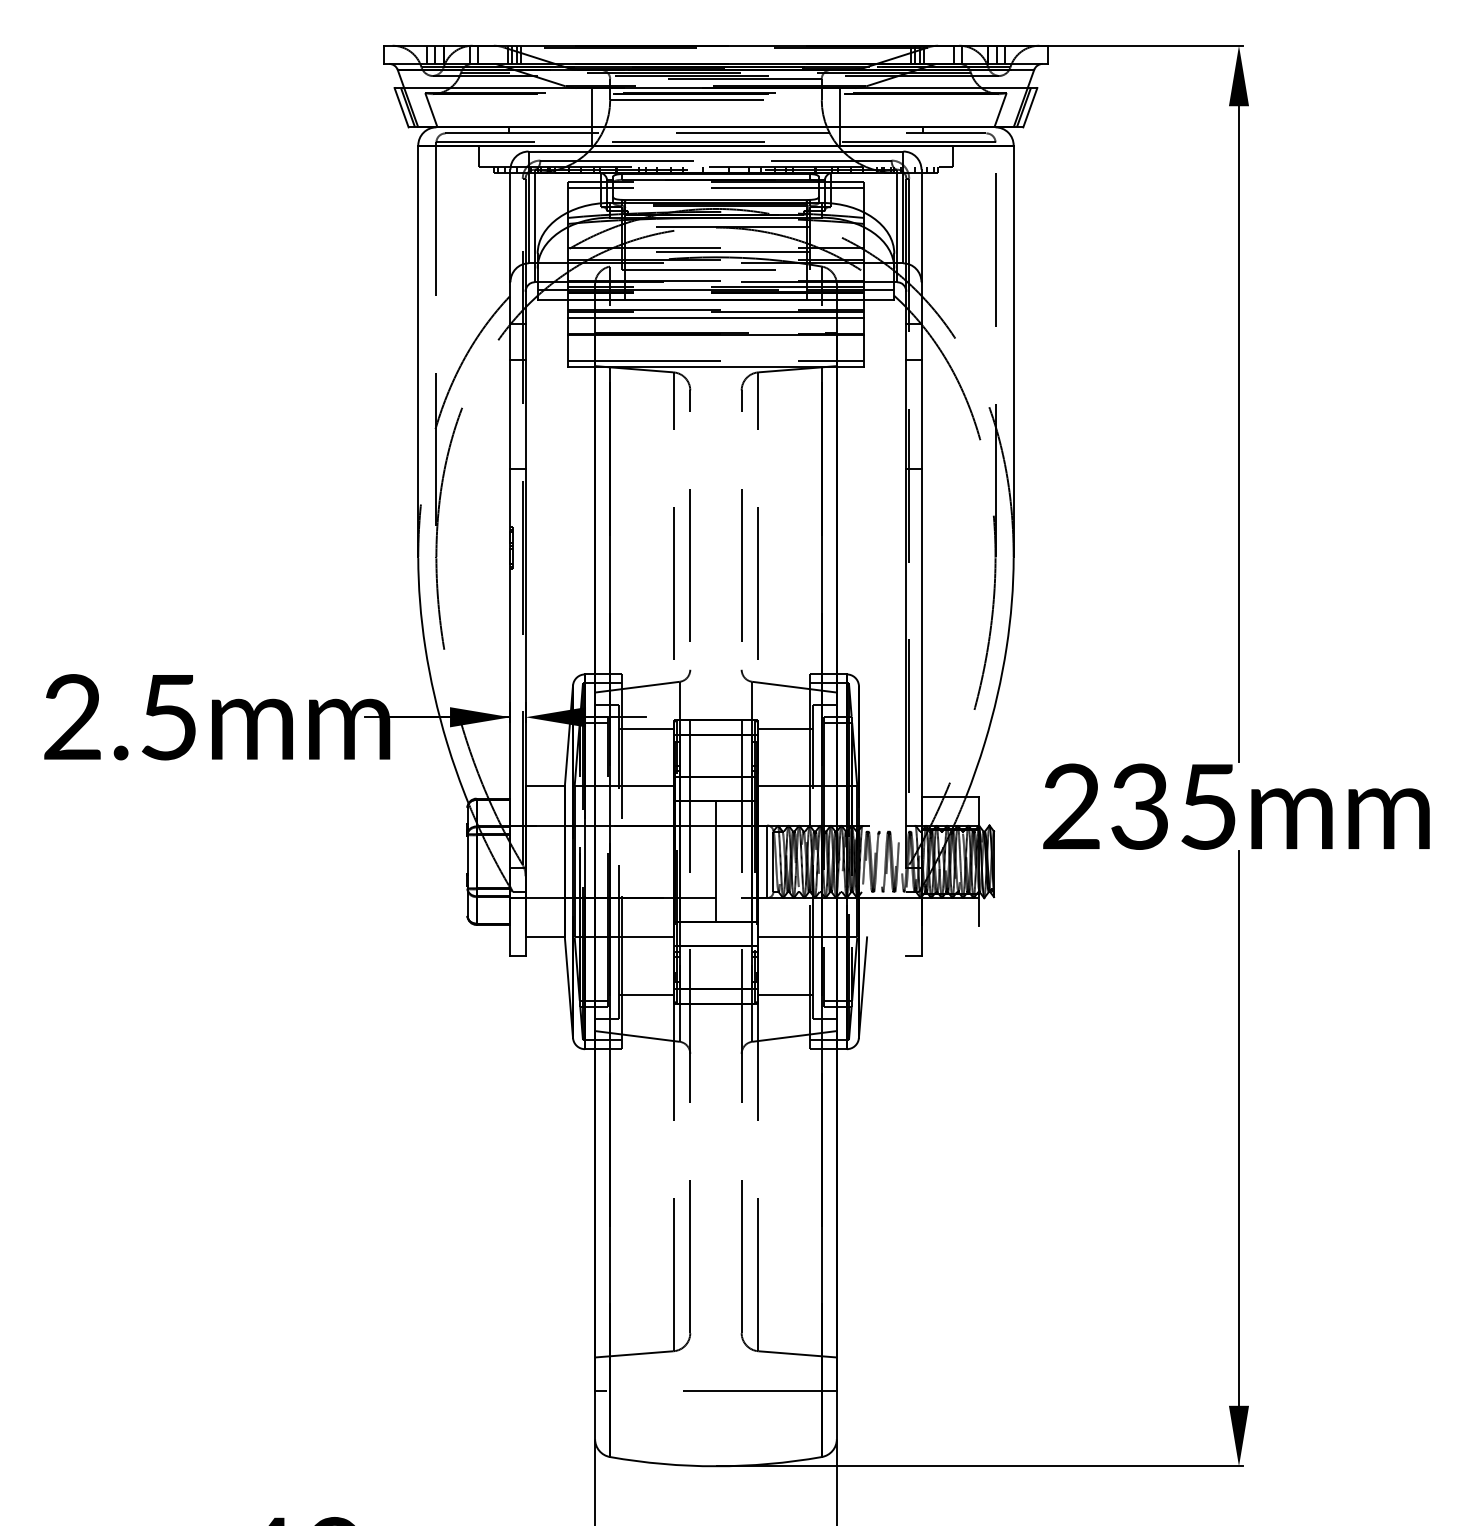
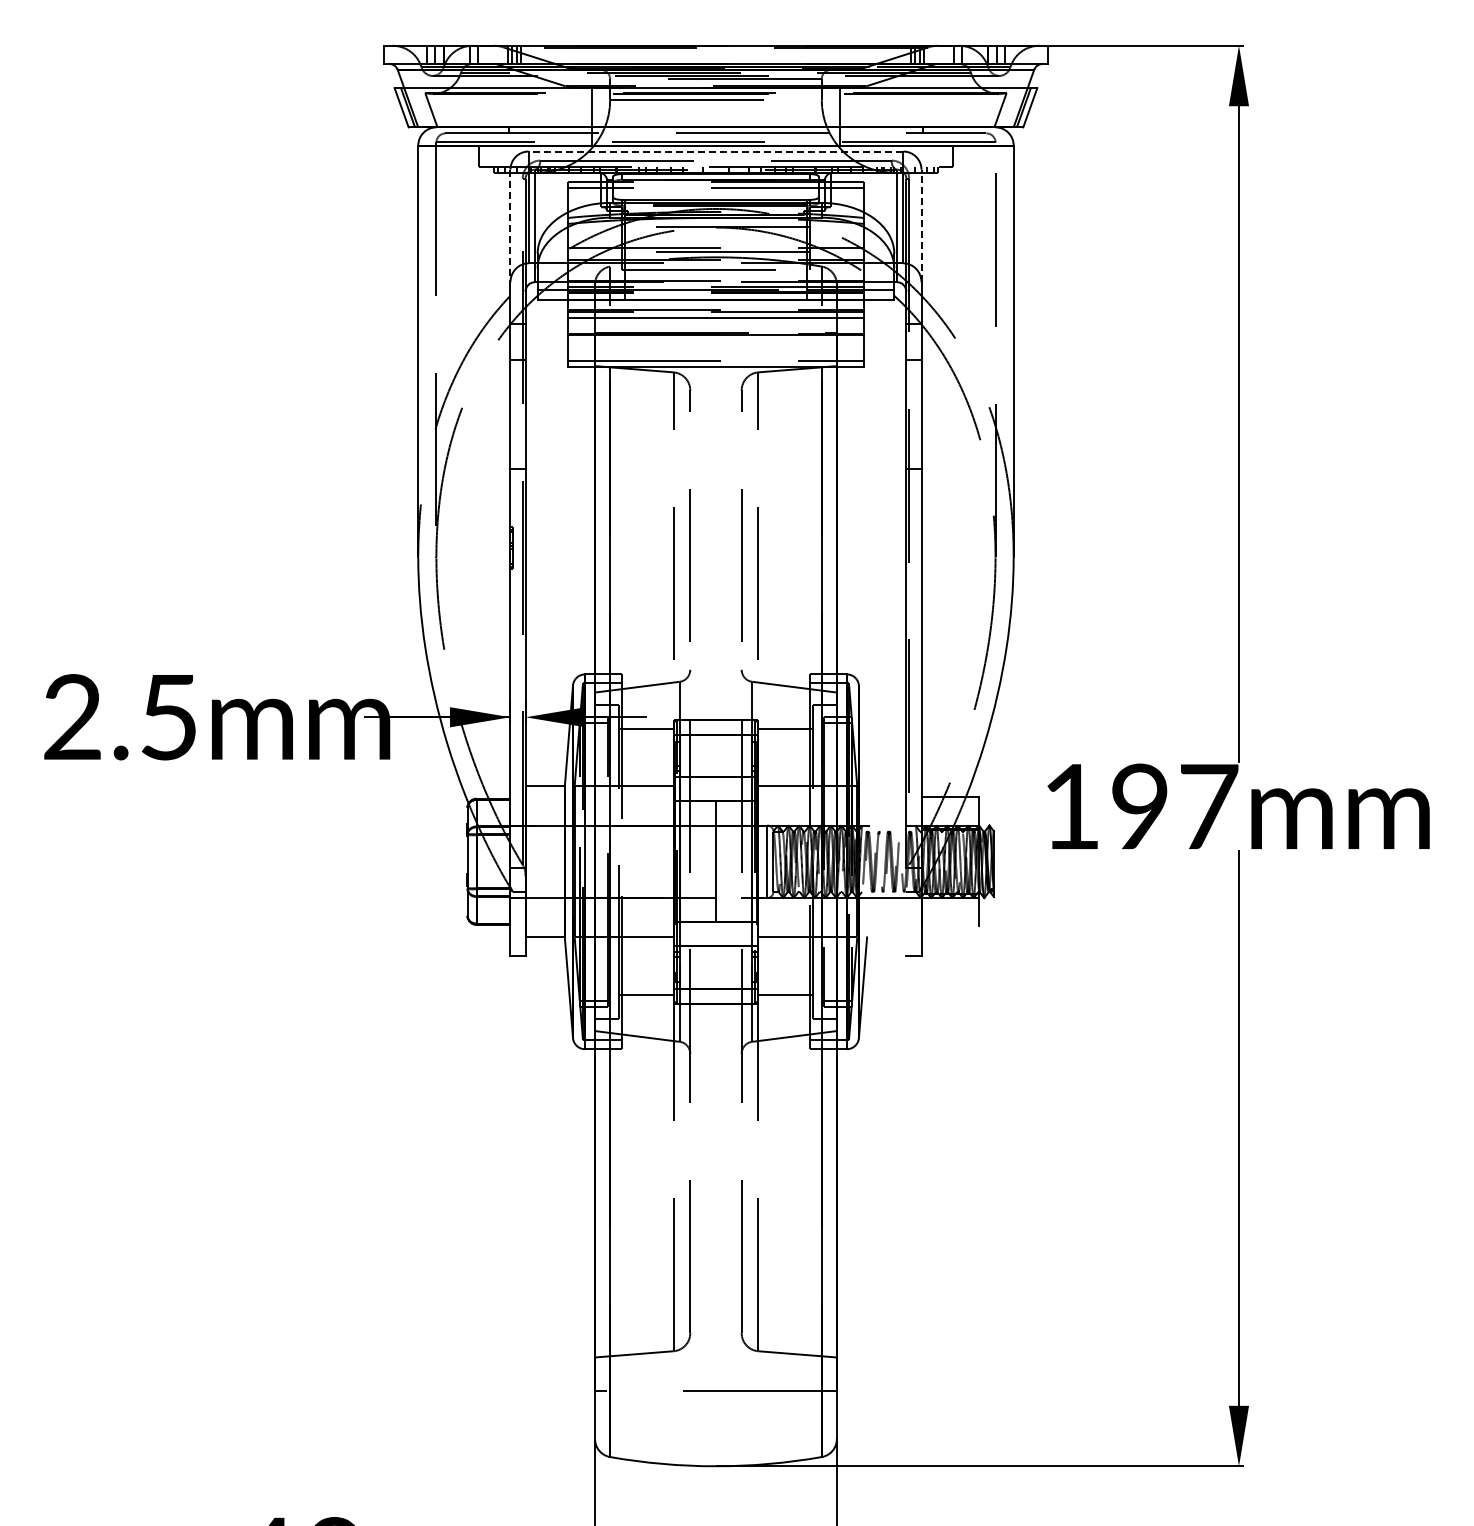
line: solid -> dashed (715, 151)
line: solid -> dashed (921, 225)
line: solid -> dashed (510, 226)
text: 235mm -> 197mm (1140, 806)
